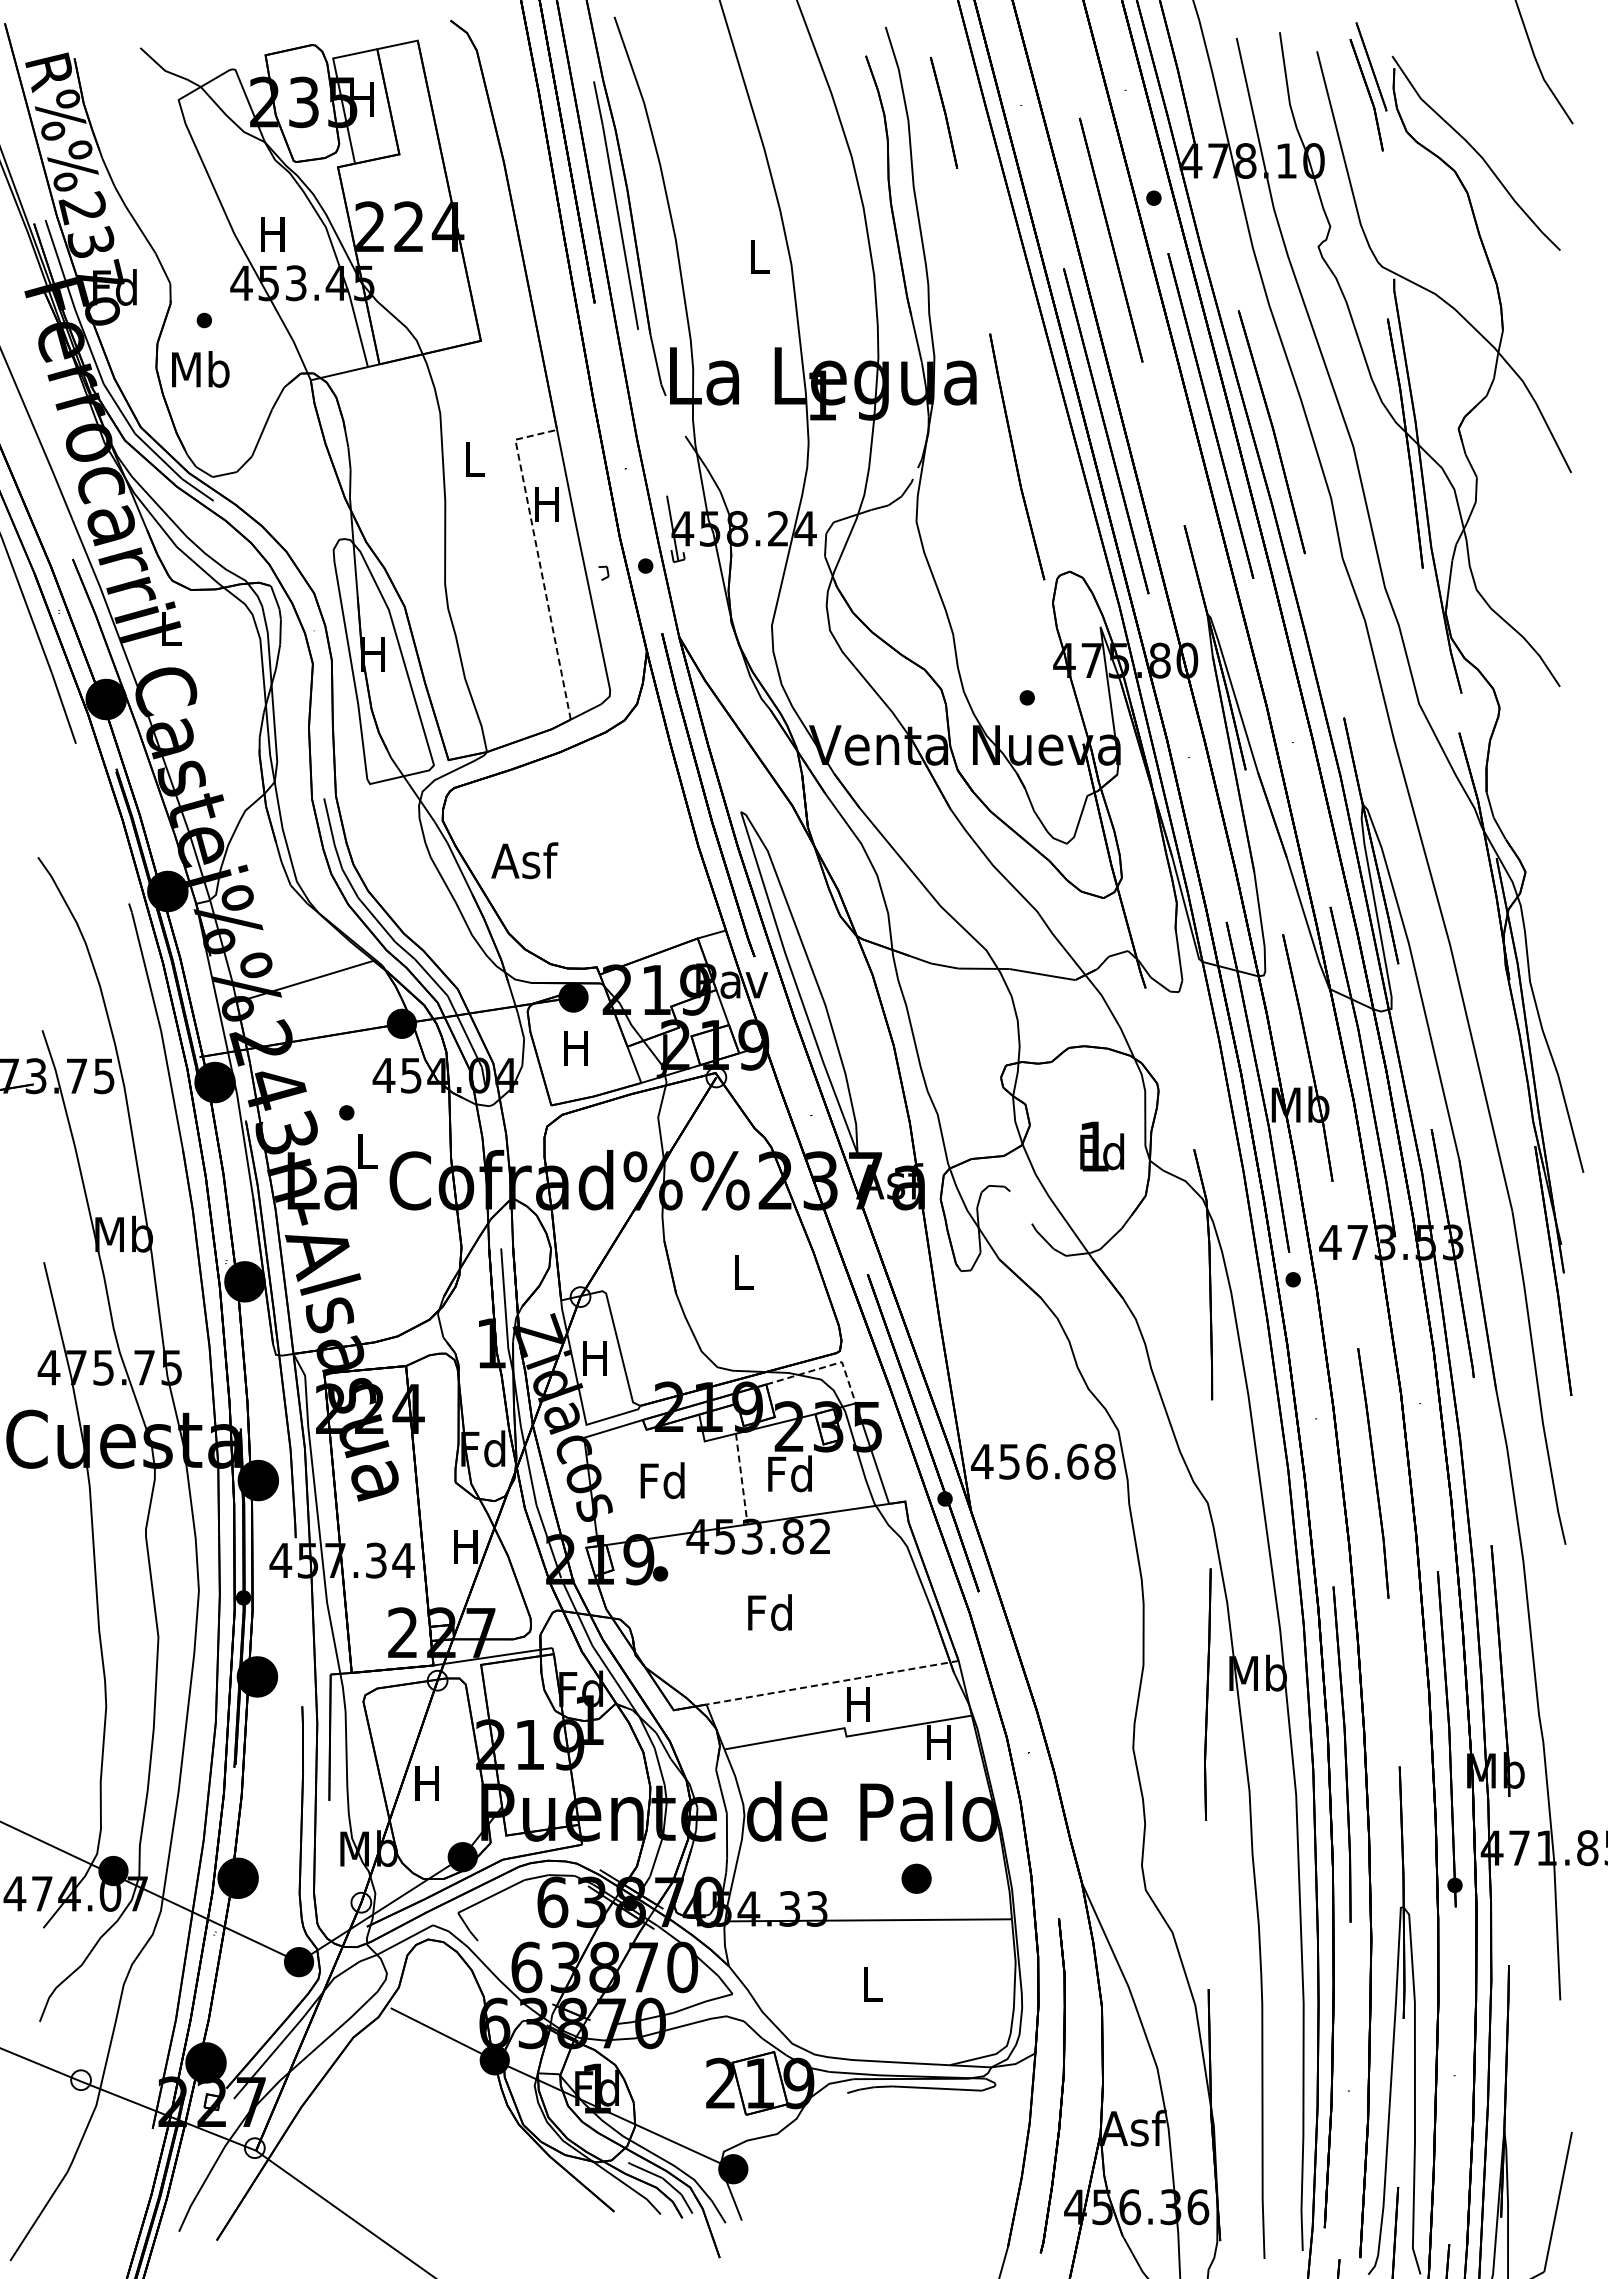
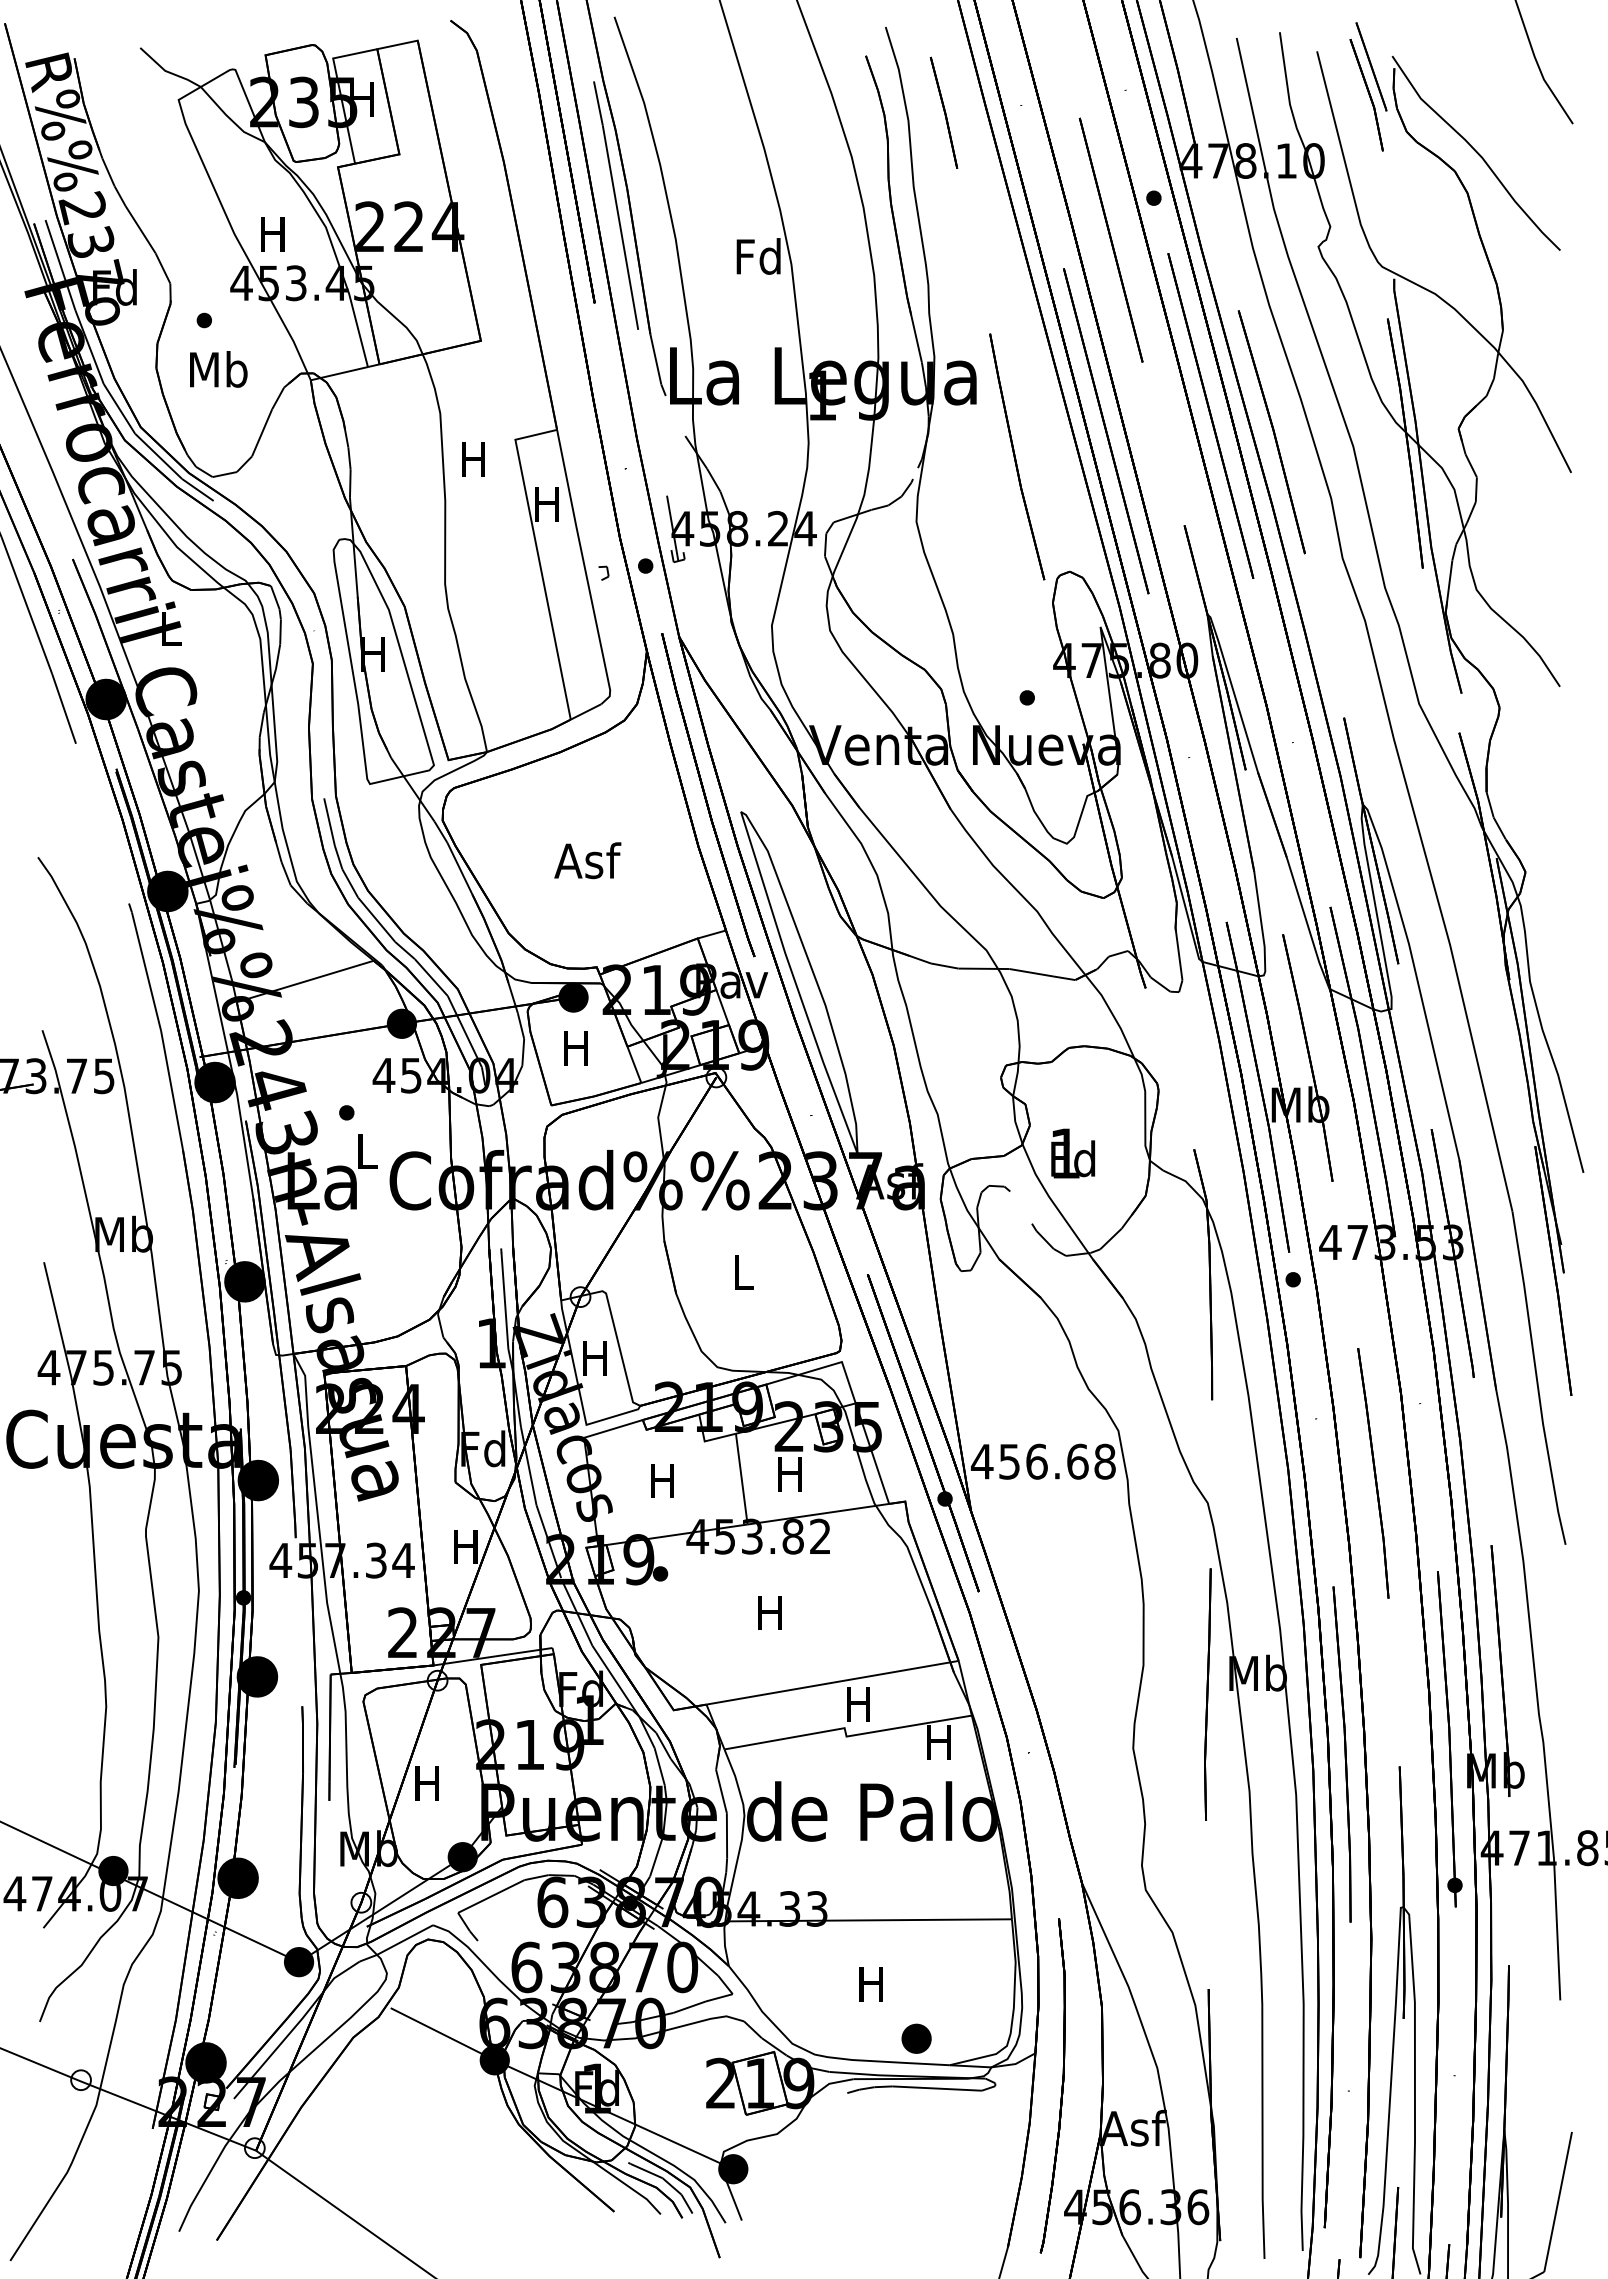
text: L -> Fd (758, 256)
text position: (200, 369) -> (218, 369) (218, 369)
text: L -> H (473, 459)
line: dashed -> solid (538, 558)
text position: (524, 860) -> (587, 860) (587, 860)
text position: (1101, 1146) -> (1072, 1153) (1072, 1153)
line: dashed -> solid (825, 1366)
text: Fd -> H (789, 1473)
line: dashed -> solid (741, 1479)
text: Fd -> H (662, 1480)
text: Fd -> H (769, 1612)
line: dashed -> solid (832, 1682)
part position: (916, 1878) -> (916, 2038) (916, 2038)
text: L -> H (870, 1984)
